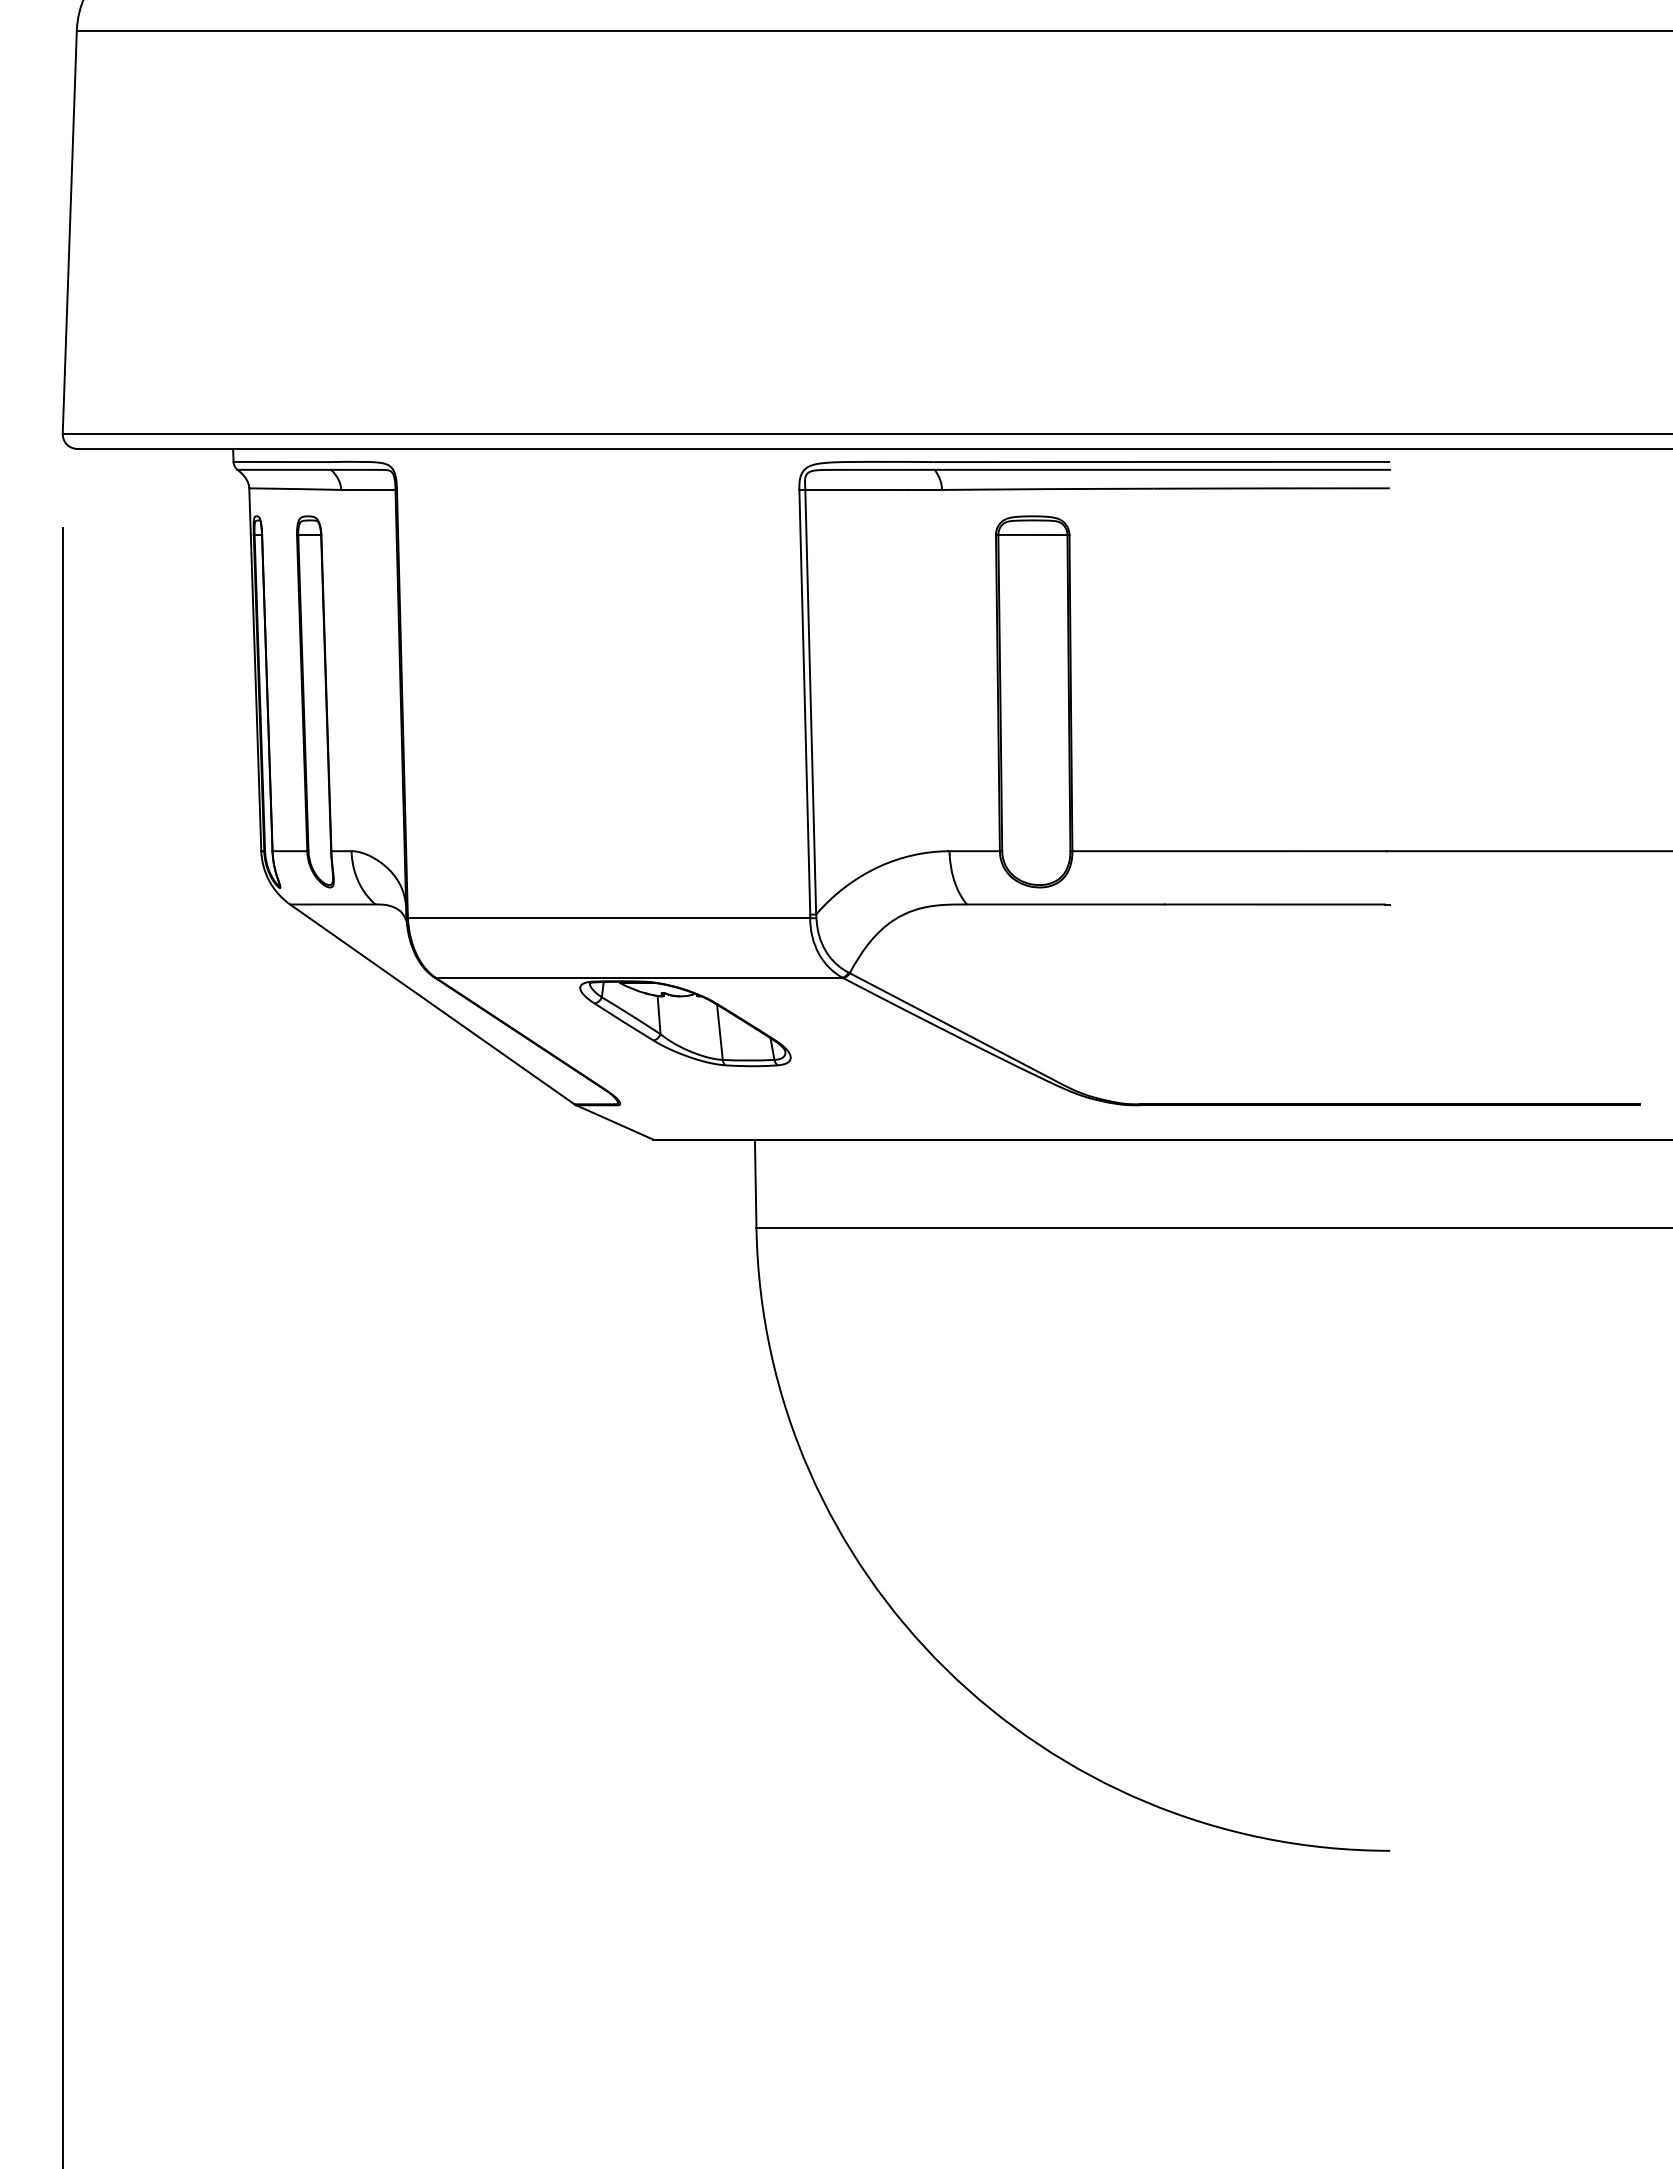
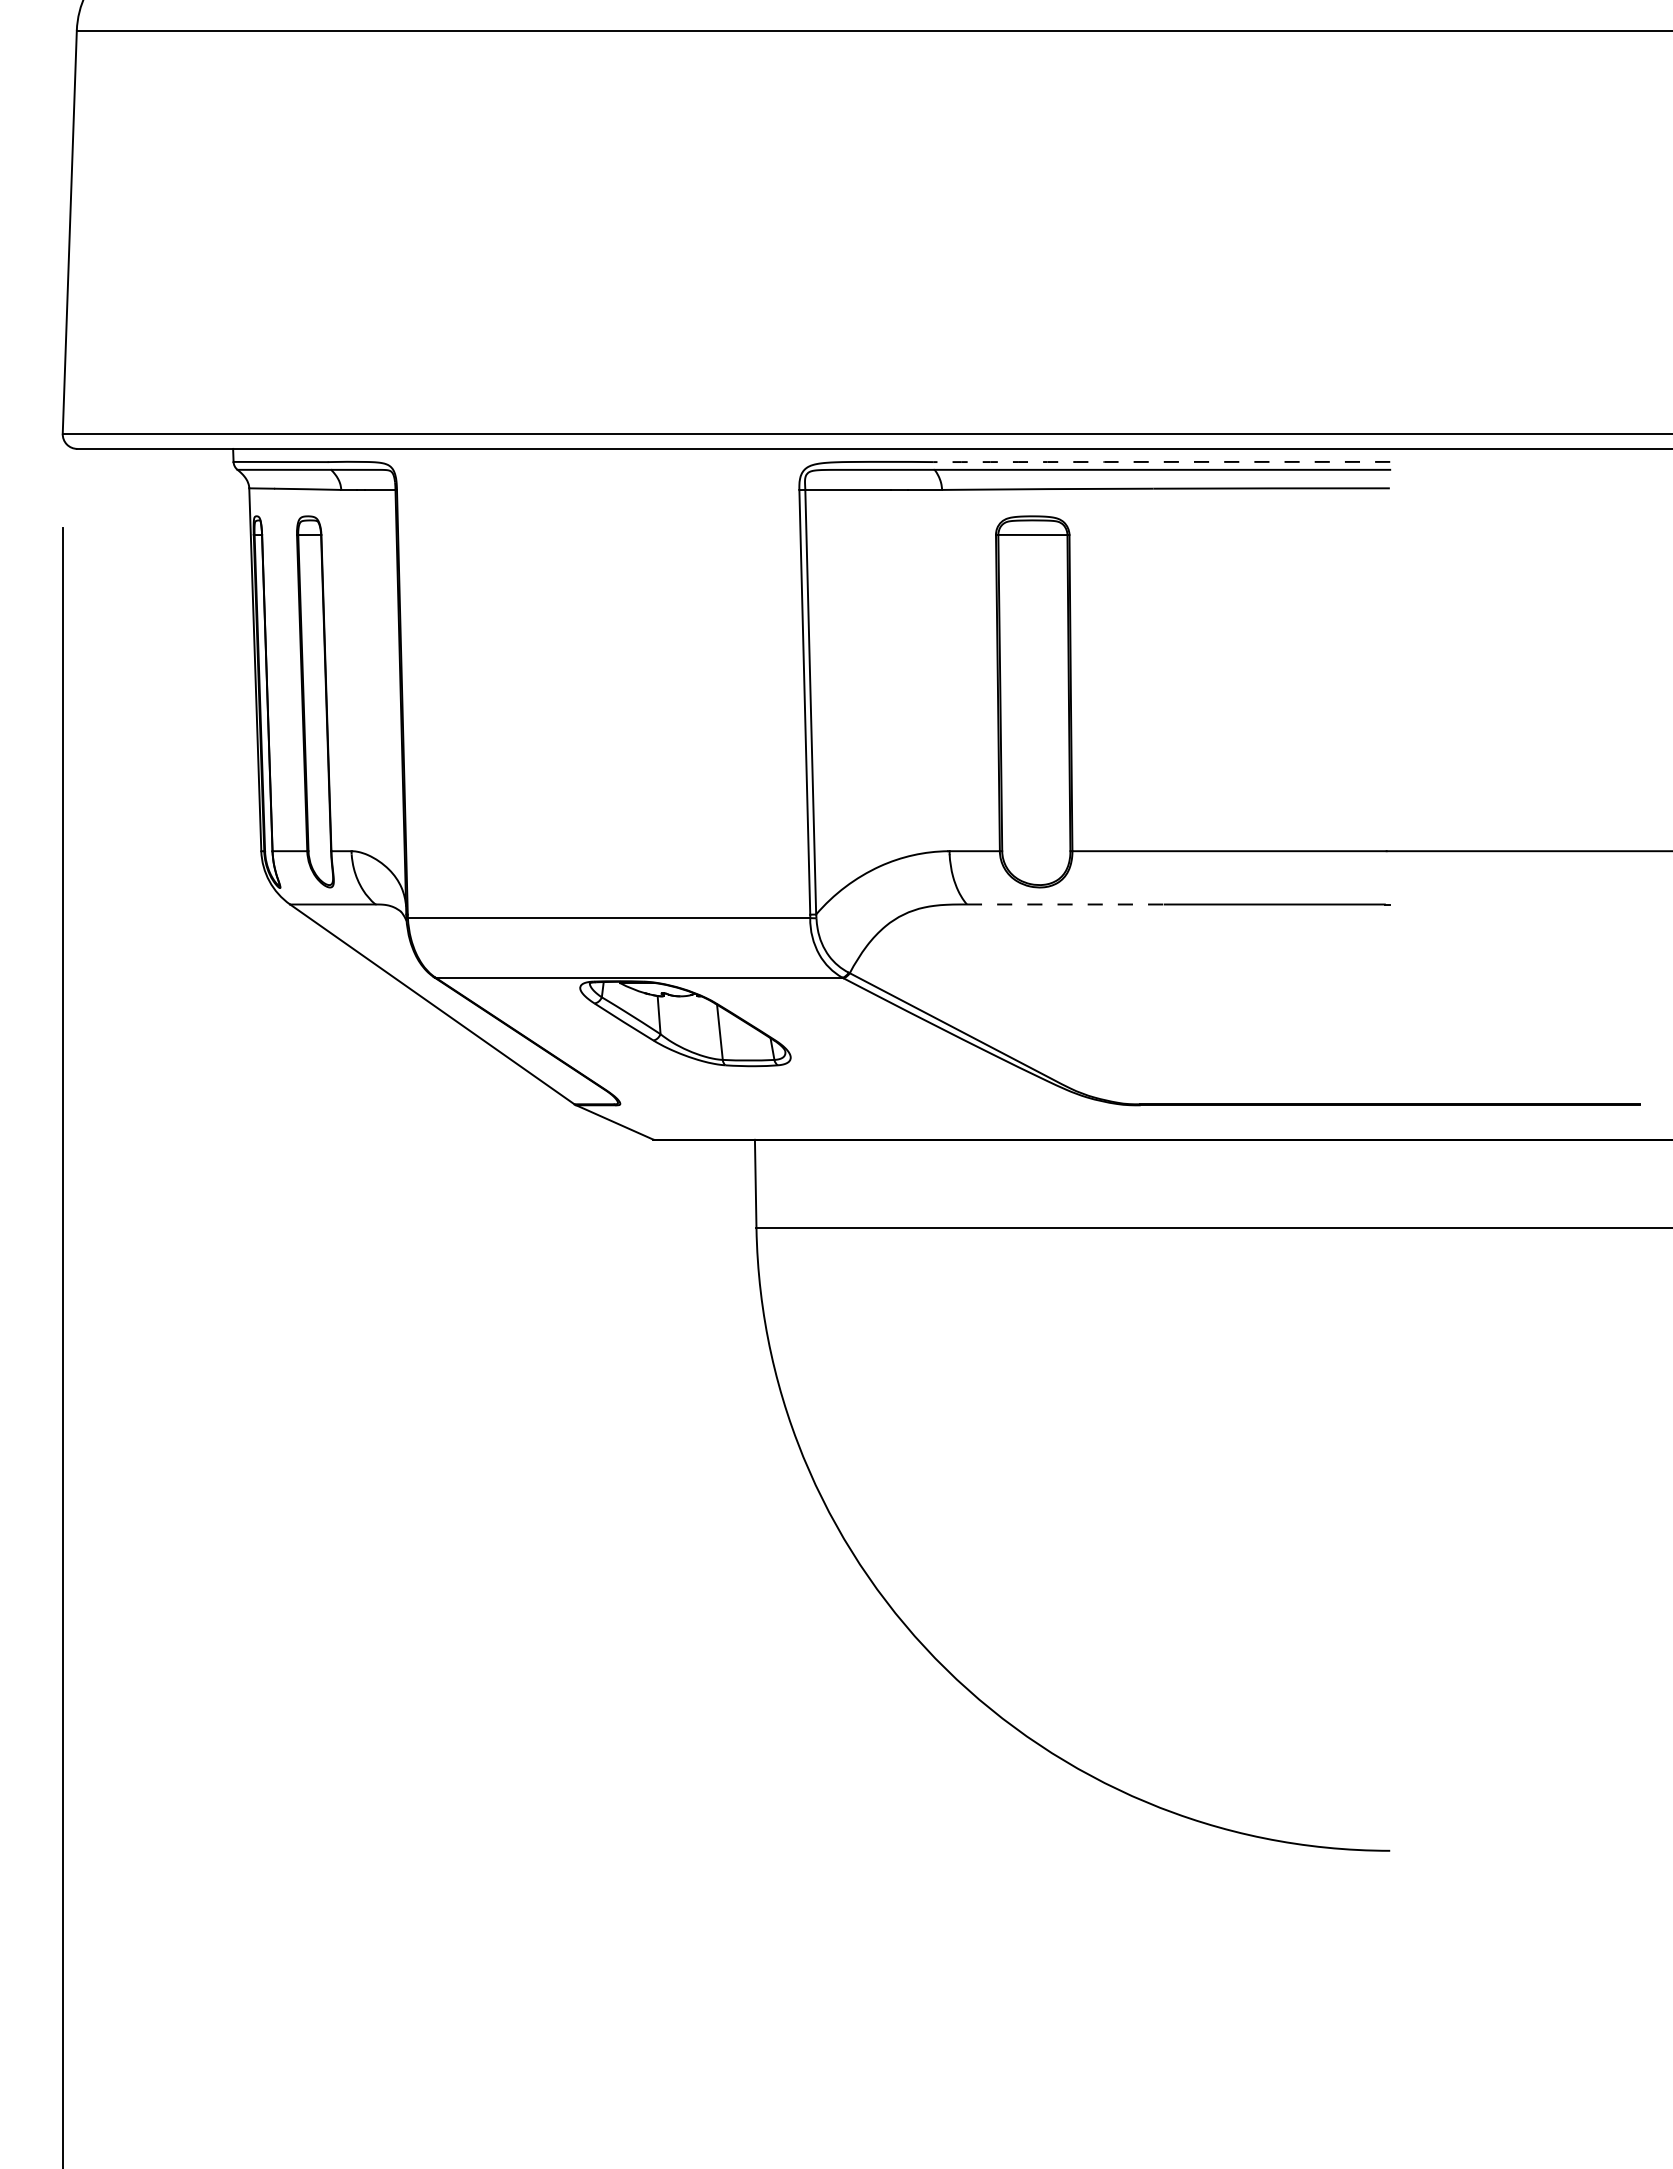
arc: solid -> dashed (1161, 461)
line: solid -> dashed (1065, 904)
